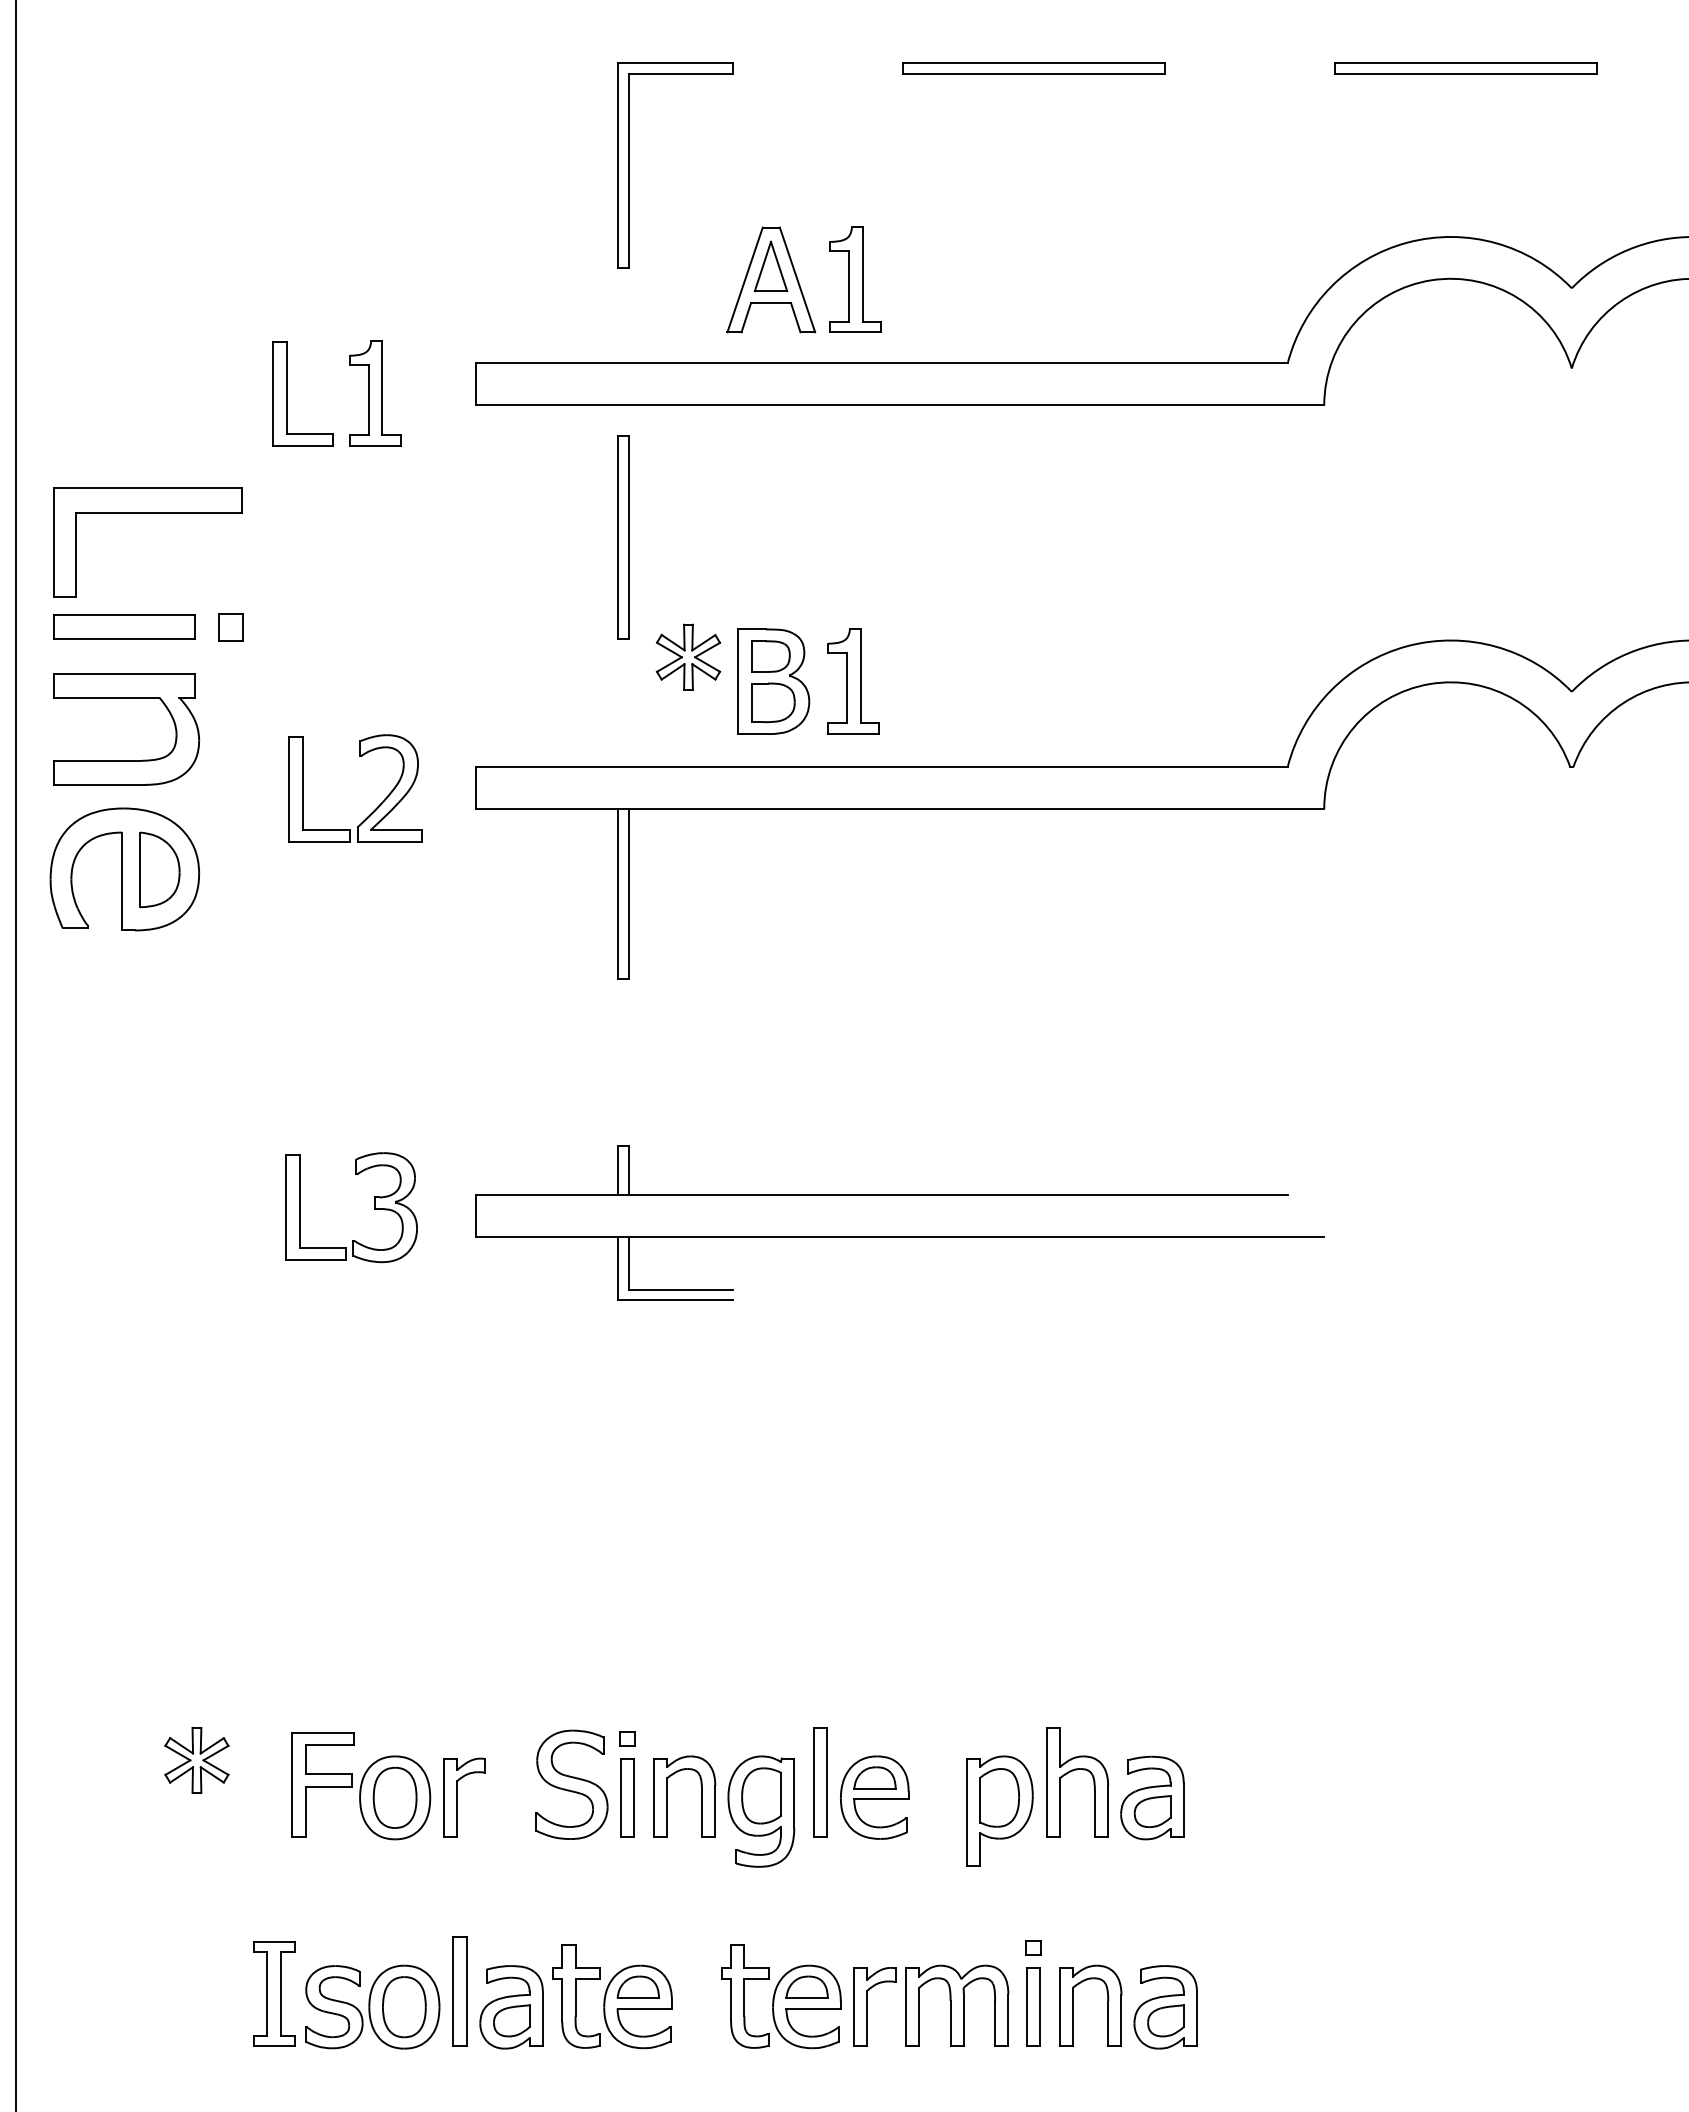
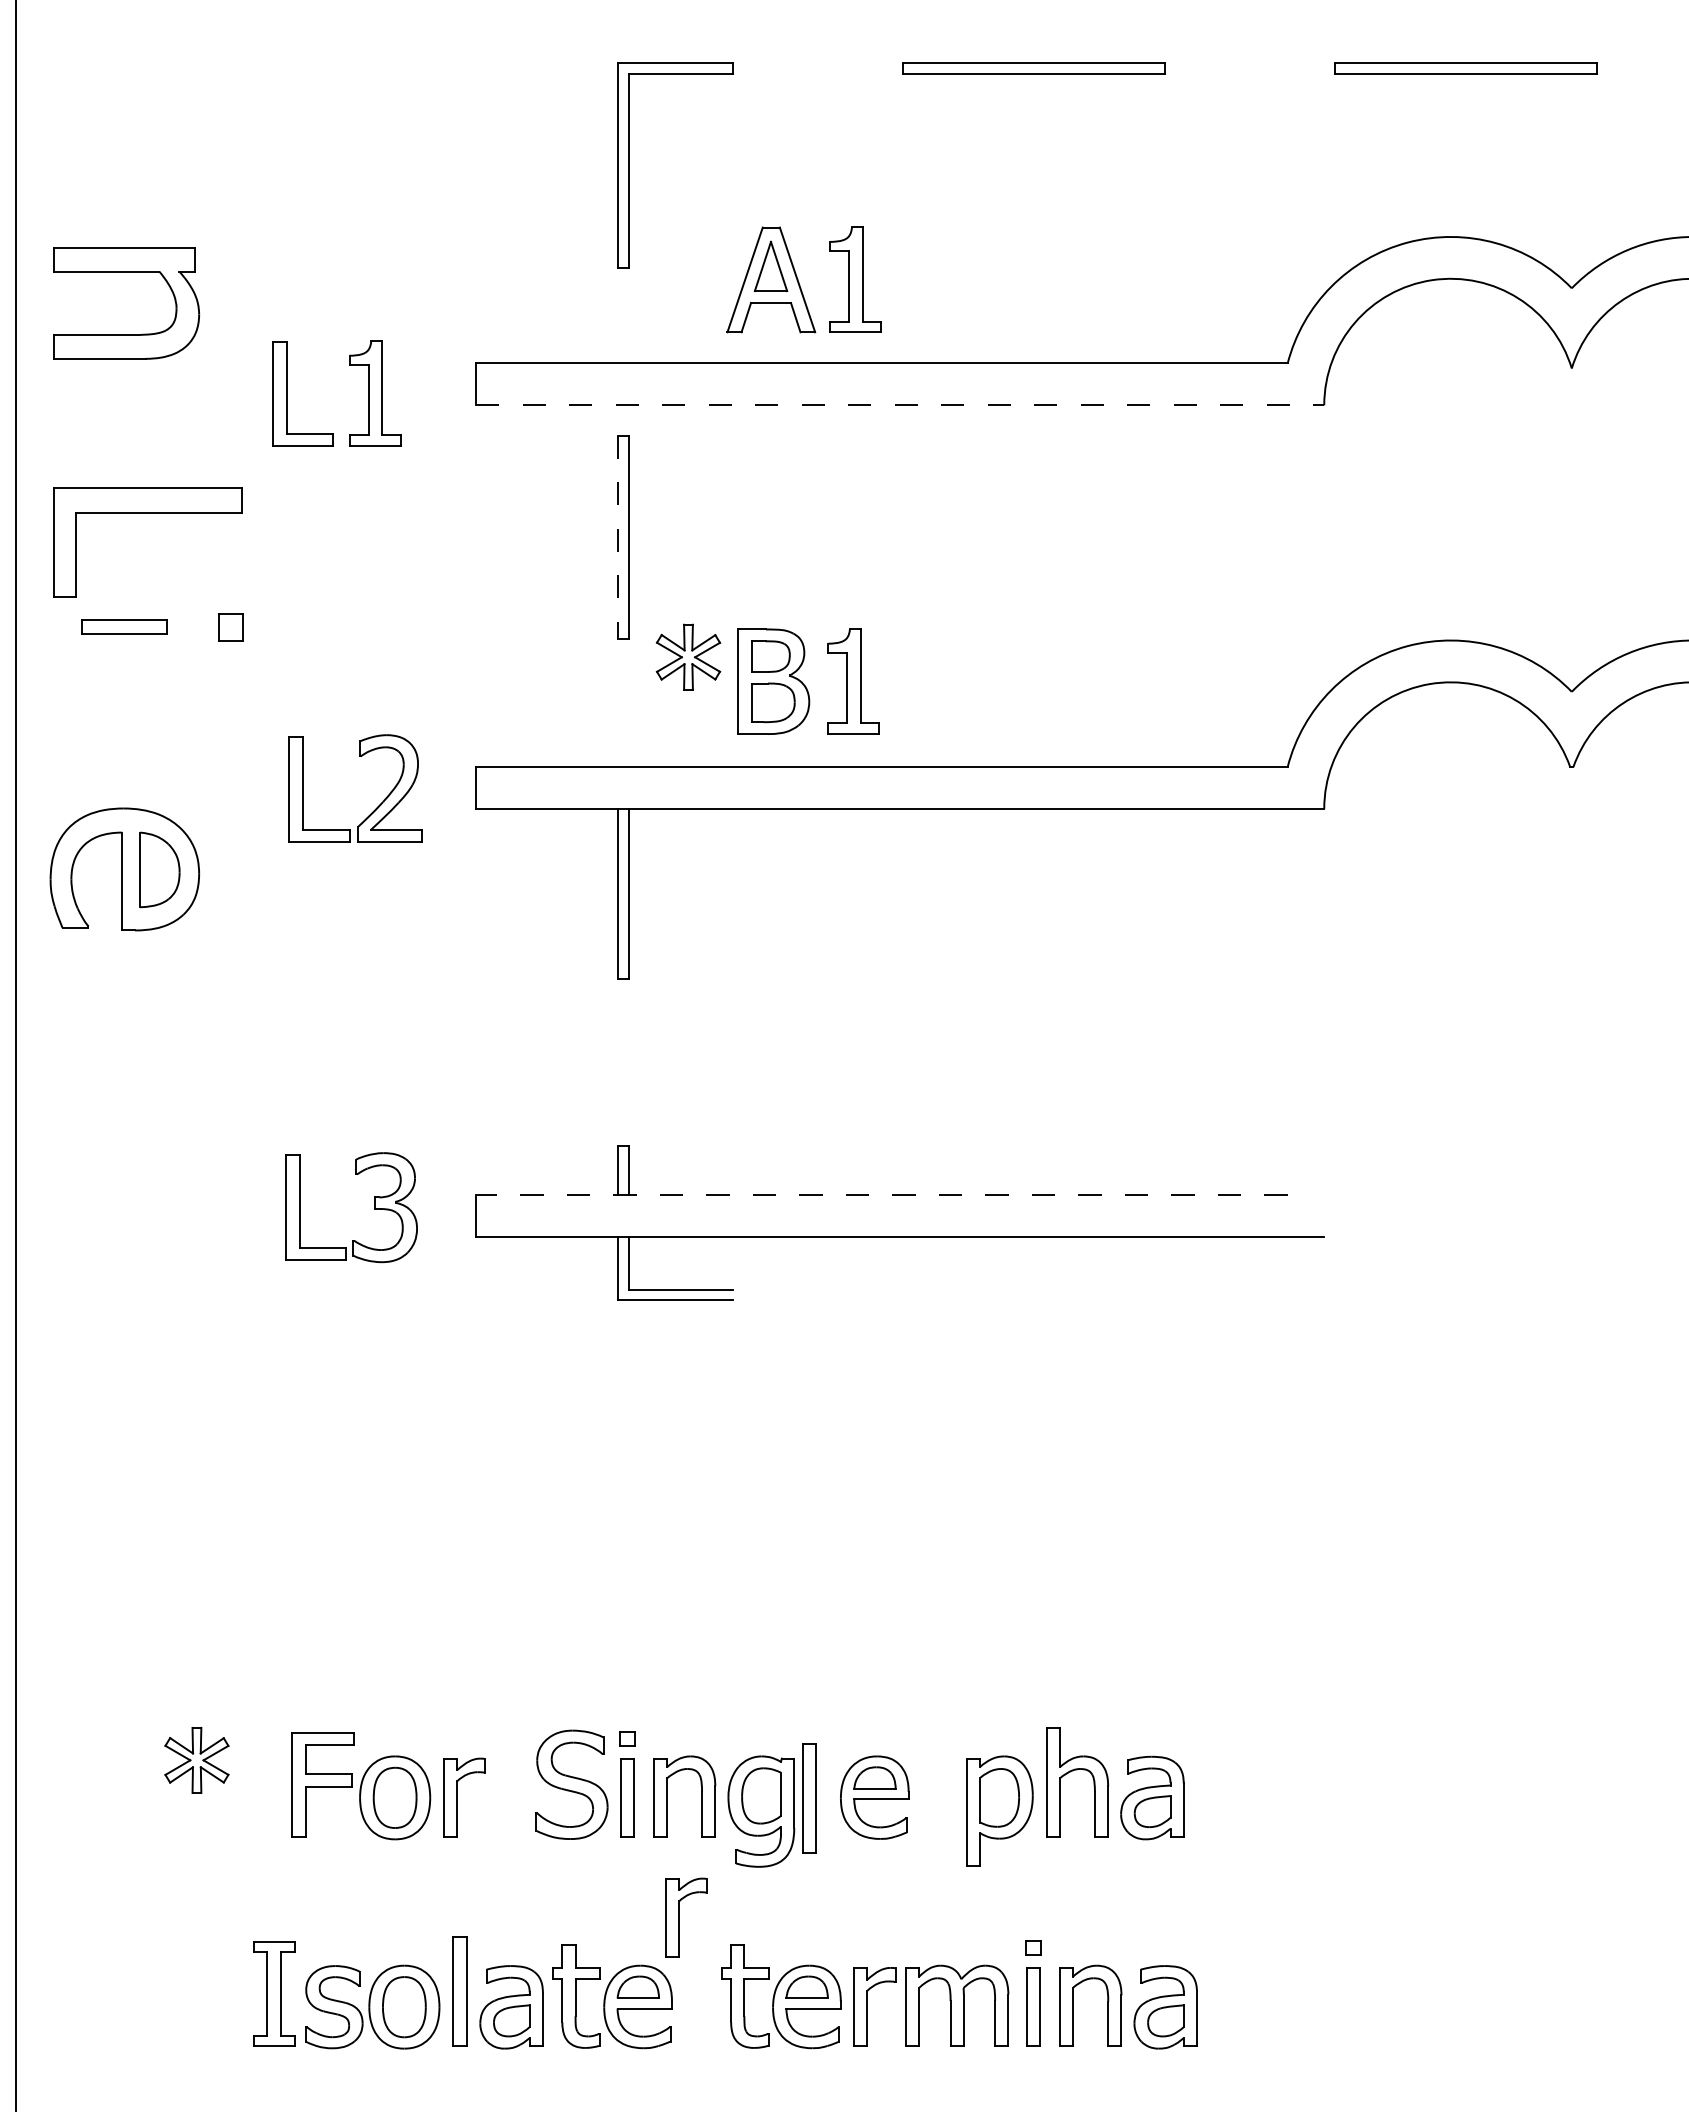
line: solid -> dashed (900, 405)
line: solid -> dashed (618, 537)
part size: 143x26 px -> 87x16 px (124, 626)
part position: (126, 698) -> (126, 272) (126, 272)
line: solid -> dashed (881, 1194)
part position: (820, 1782) -> (809, 1798) (809, 1798)
part: none -> present (679, 1917)
